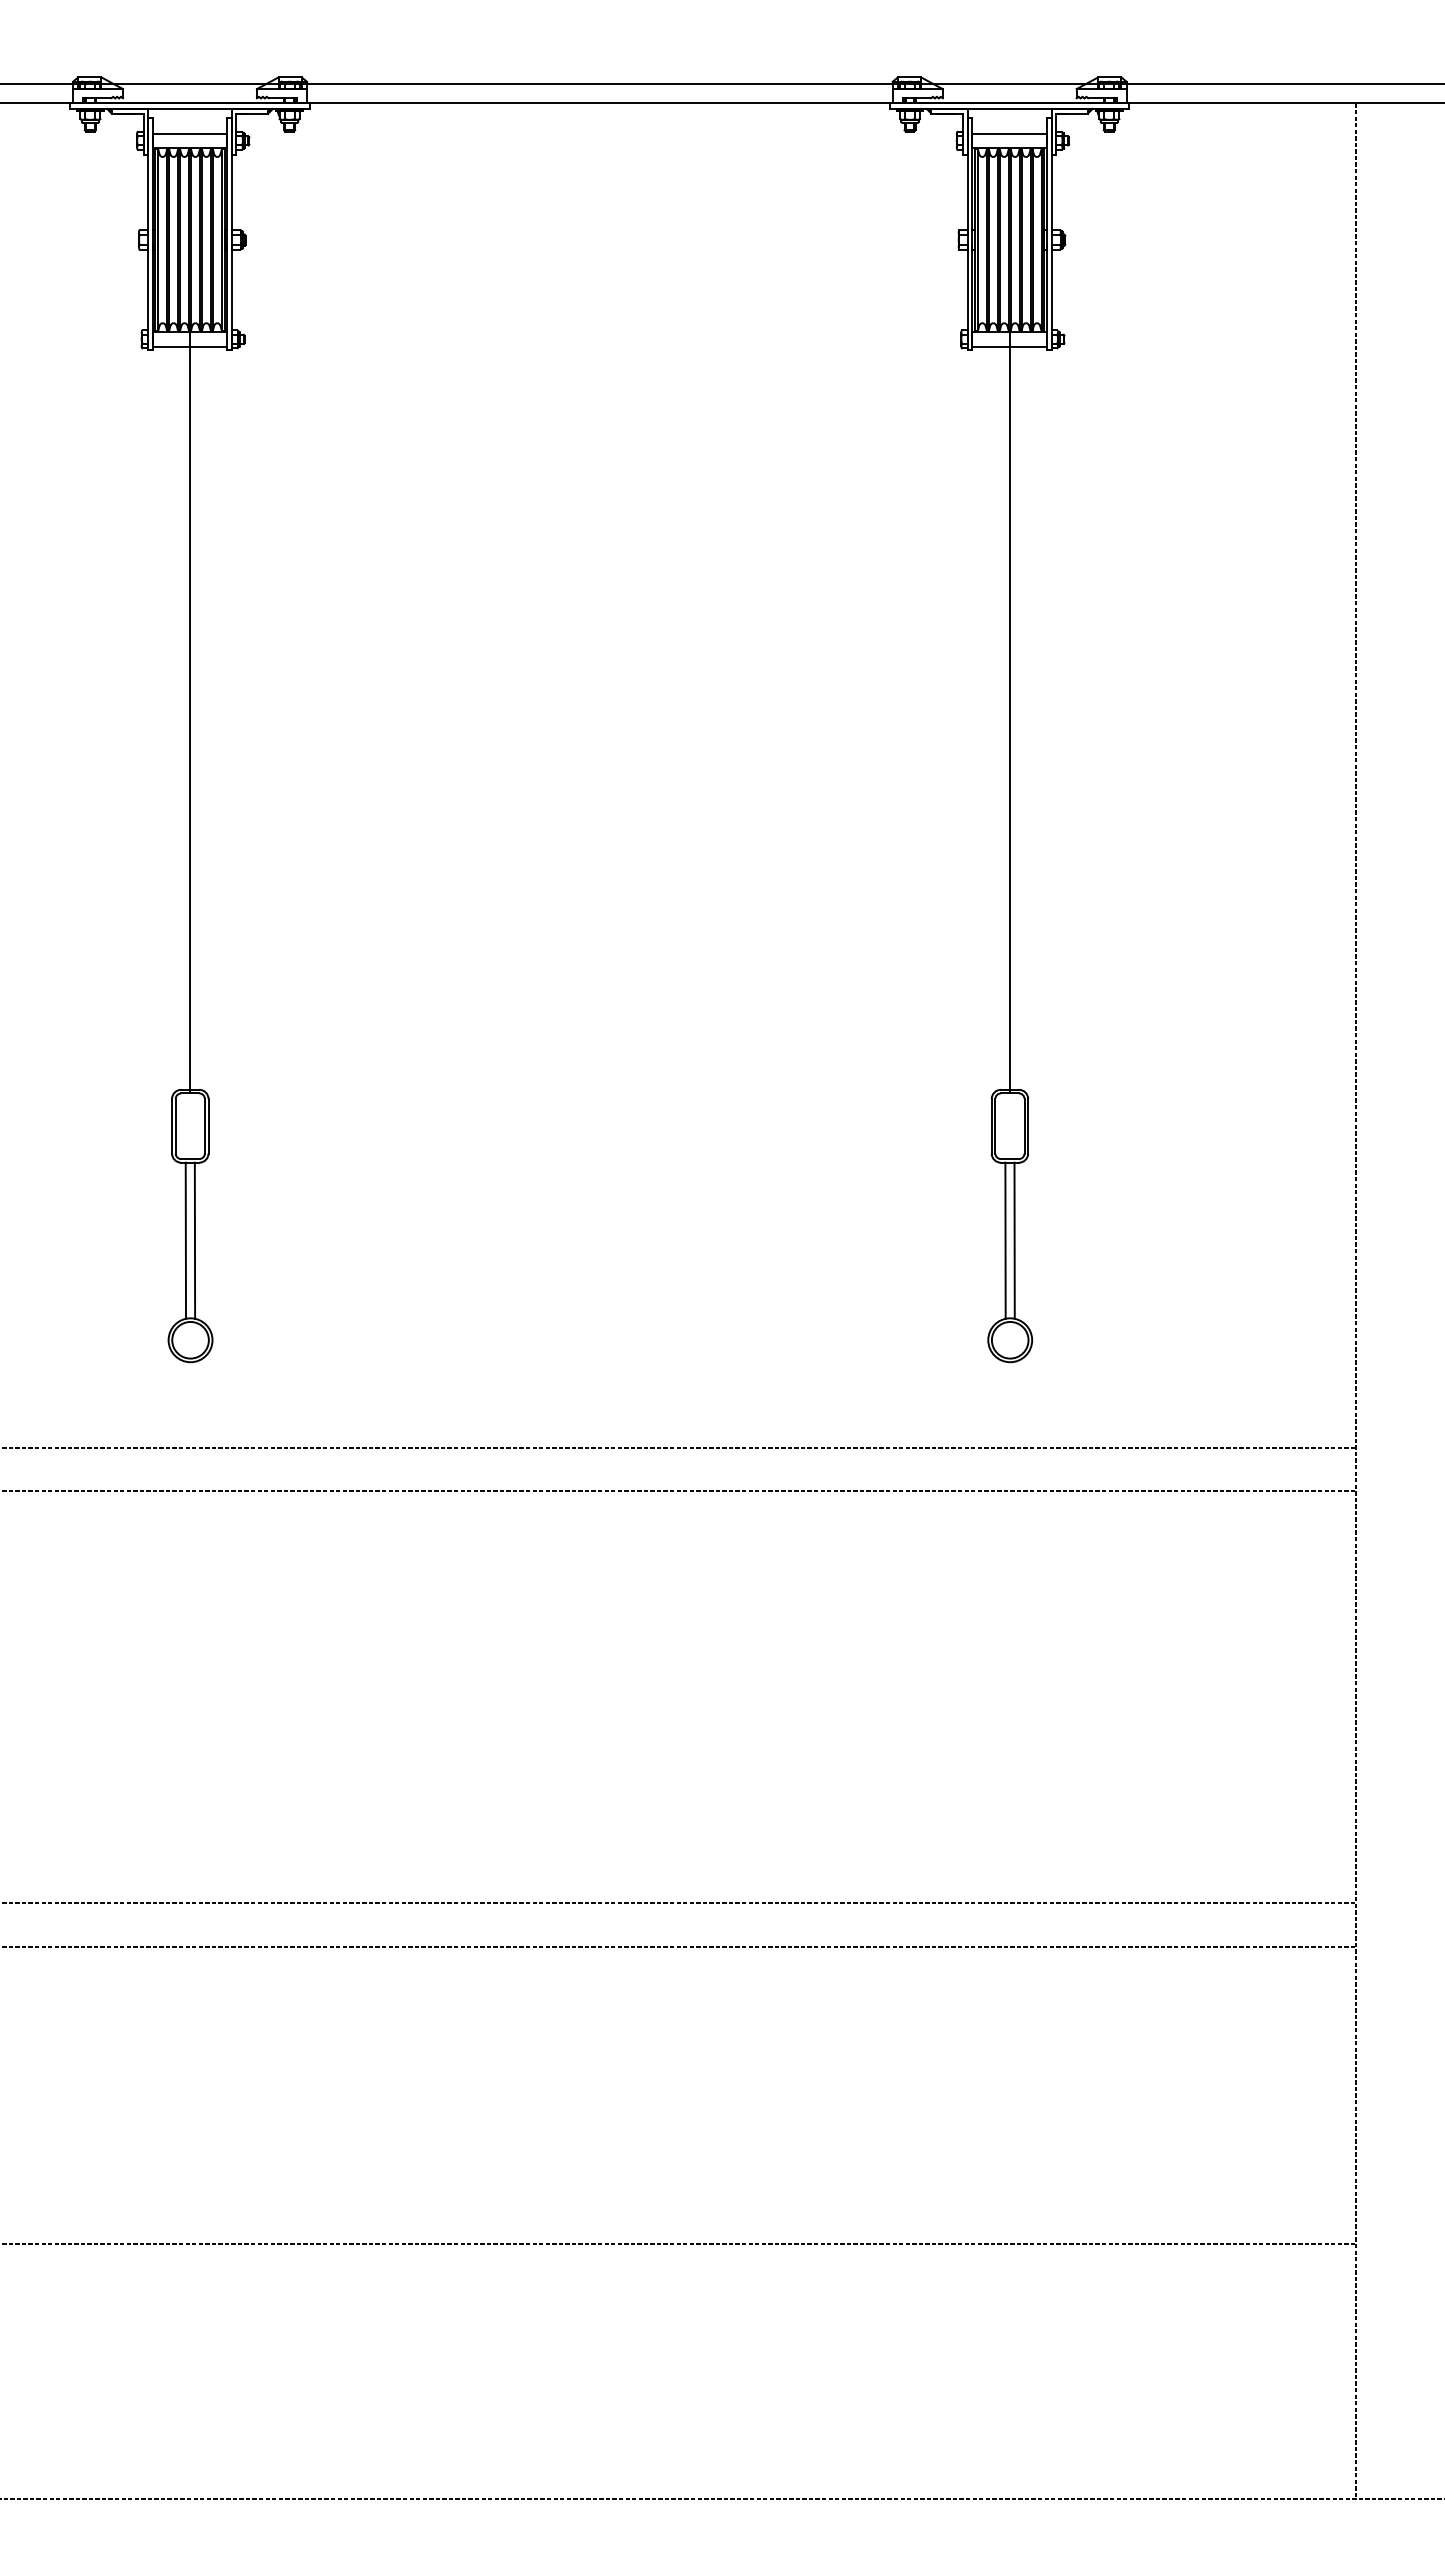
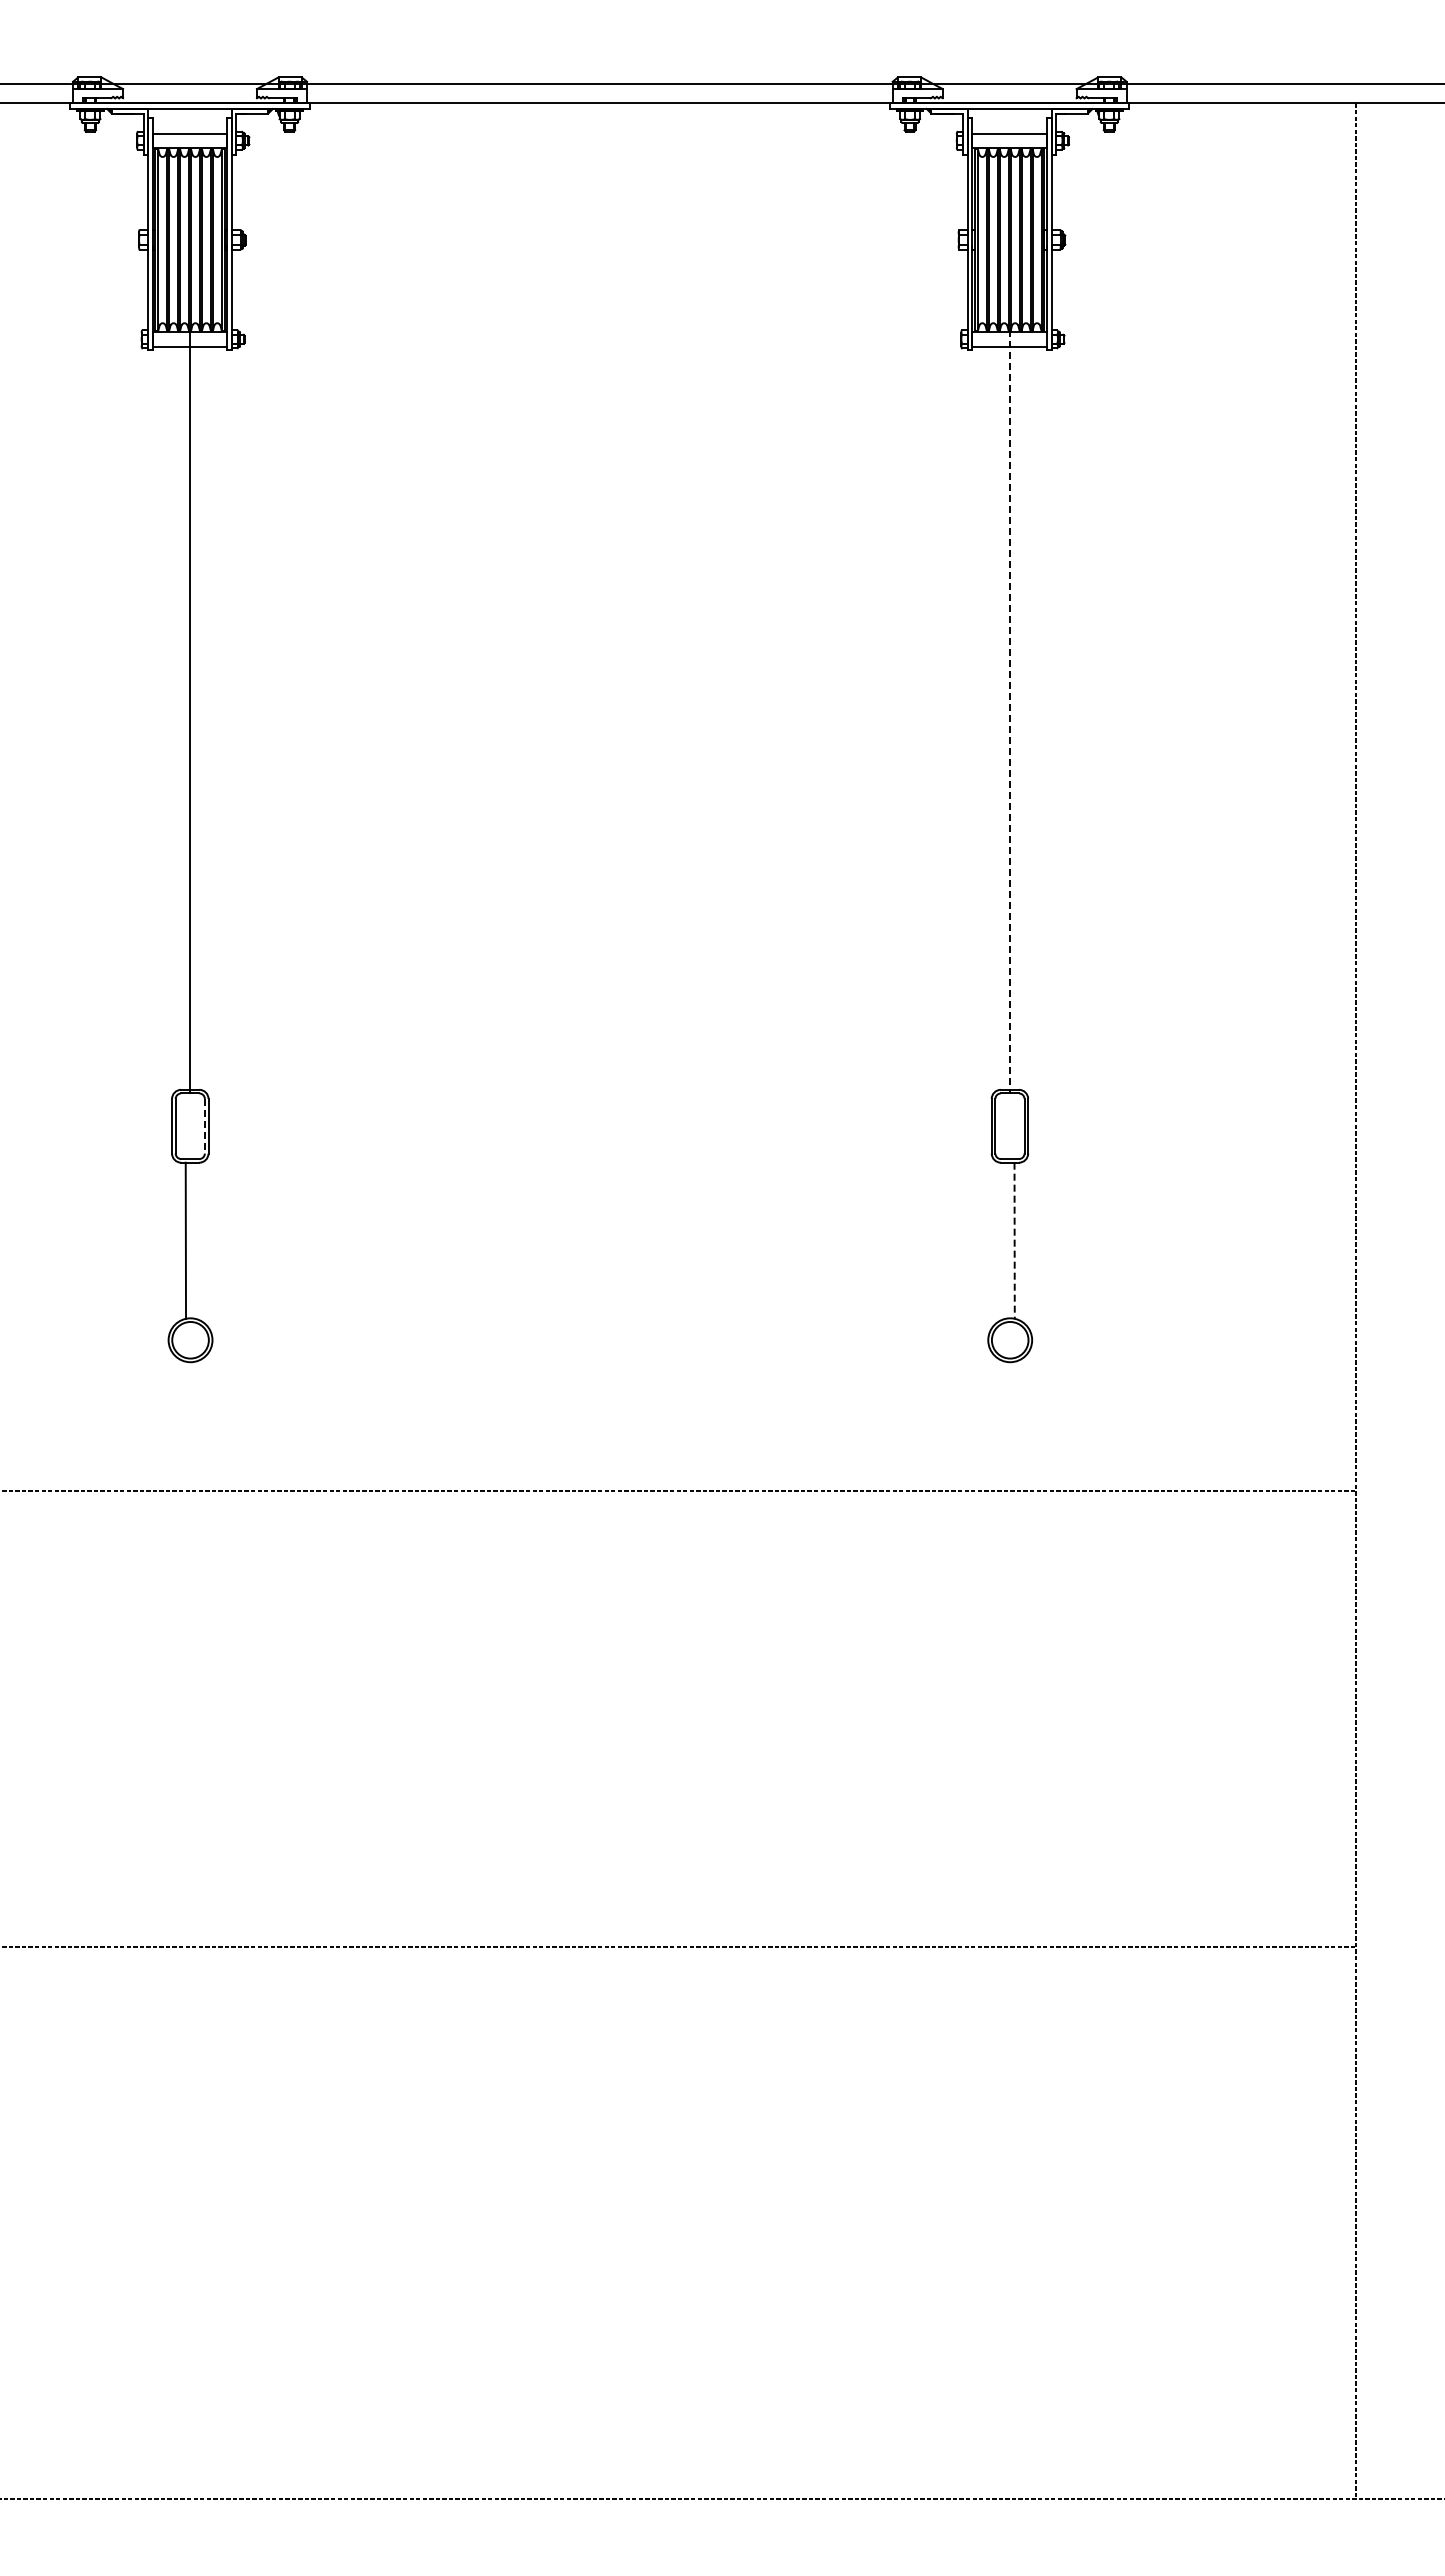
line: solid -> dashed (1009, 711)
line: solid -> dashed (204, 1126)
line: present -> none (194, 1240)
line: present -> none (1005, 1240)
line: solid -> dashed (1014, 1241)
line: present -> none (679, 1447)
line: present -> none (679, 1903)
line: present -> none (679, 2243)
